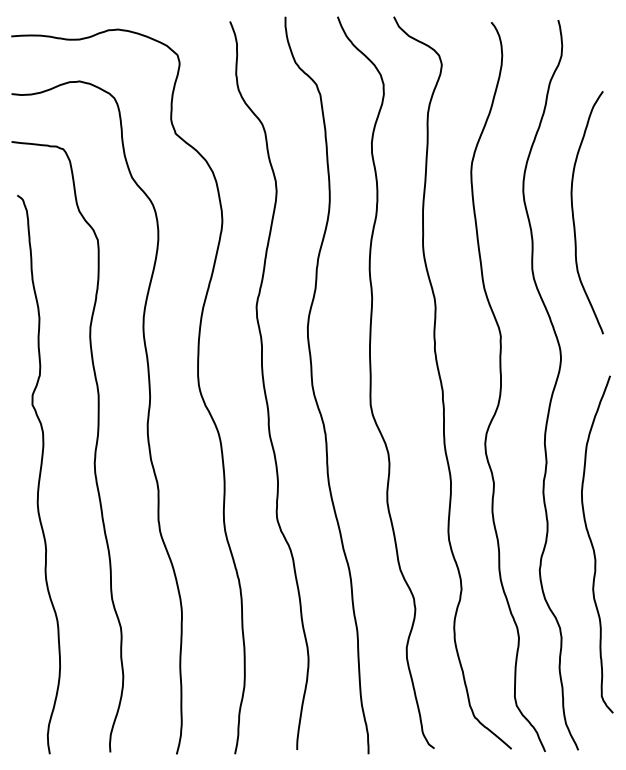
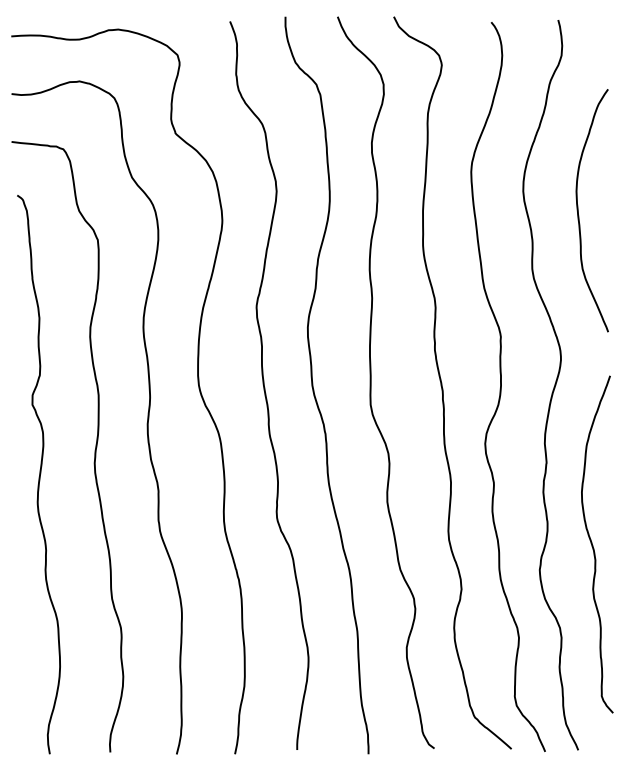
curve position: (573, 212) -> (578, 210) (578, 210)
